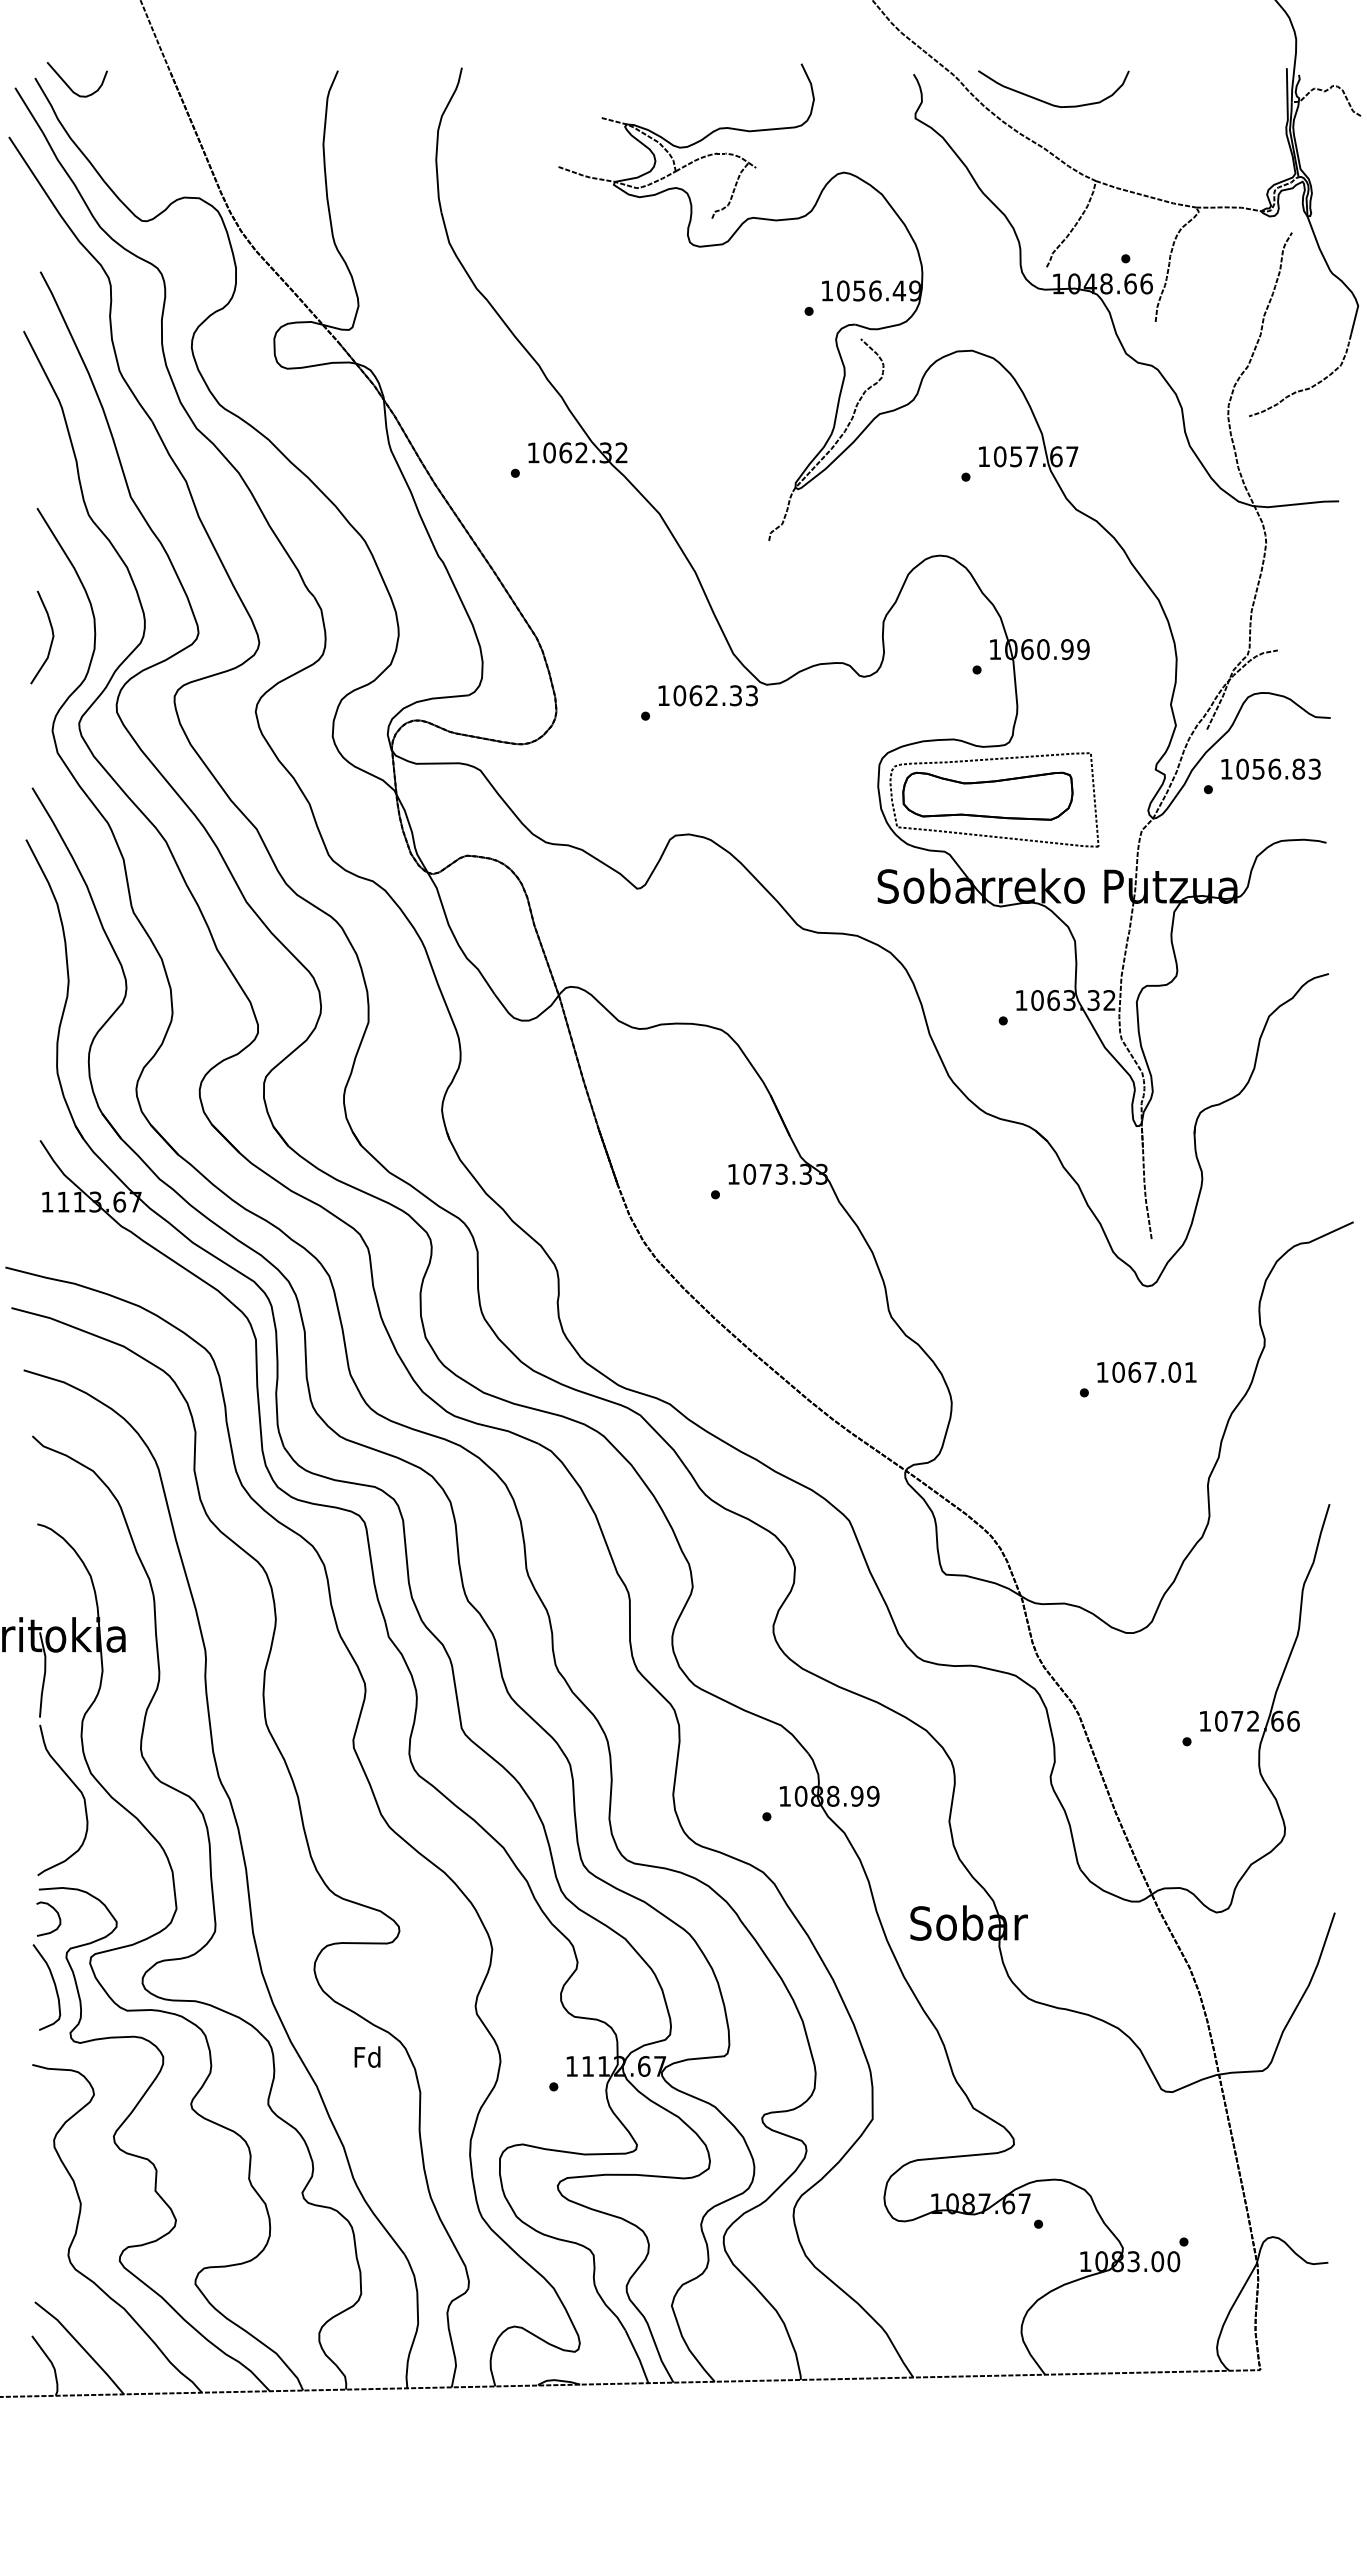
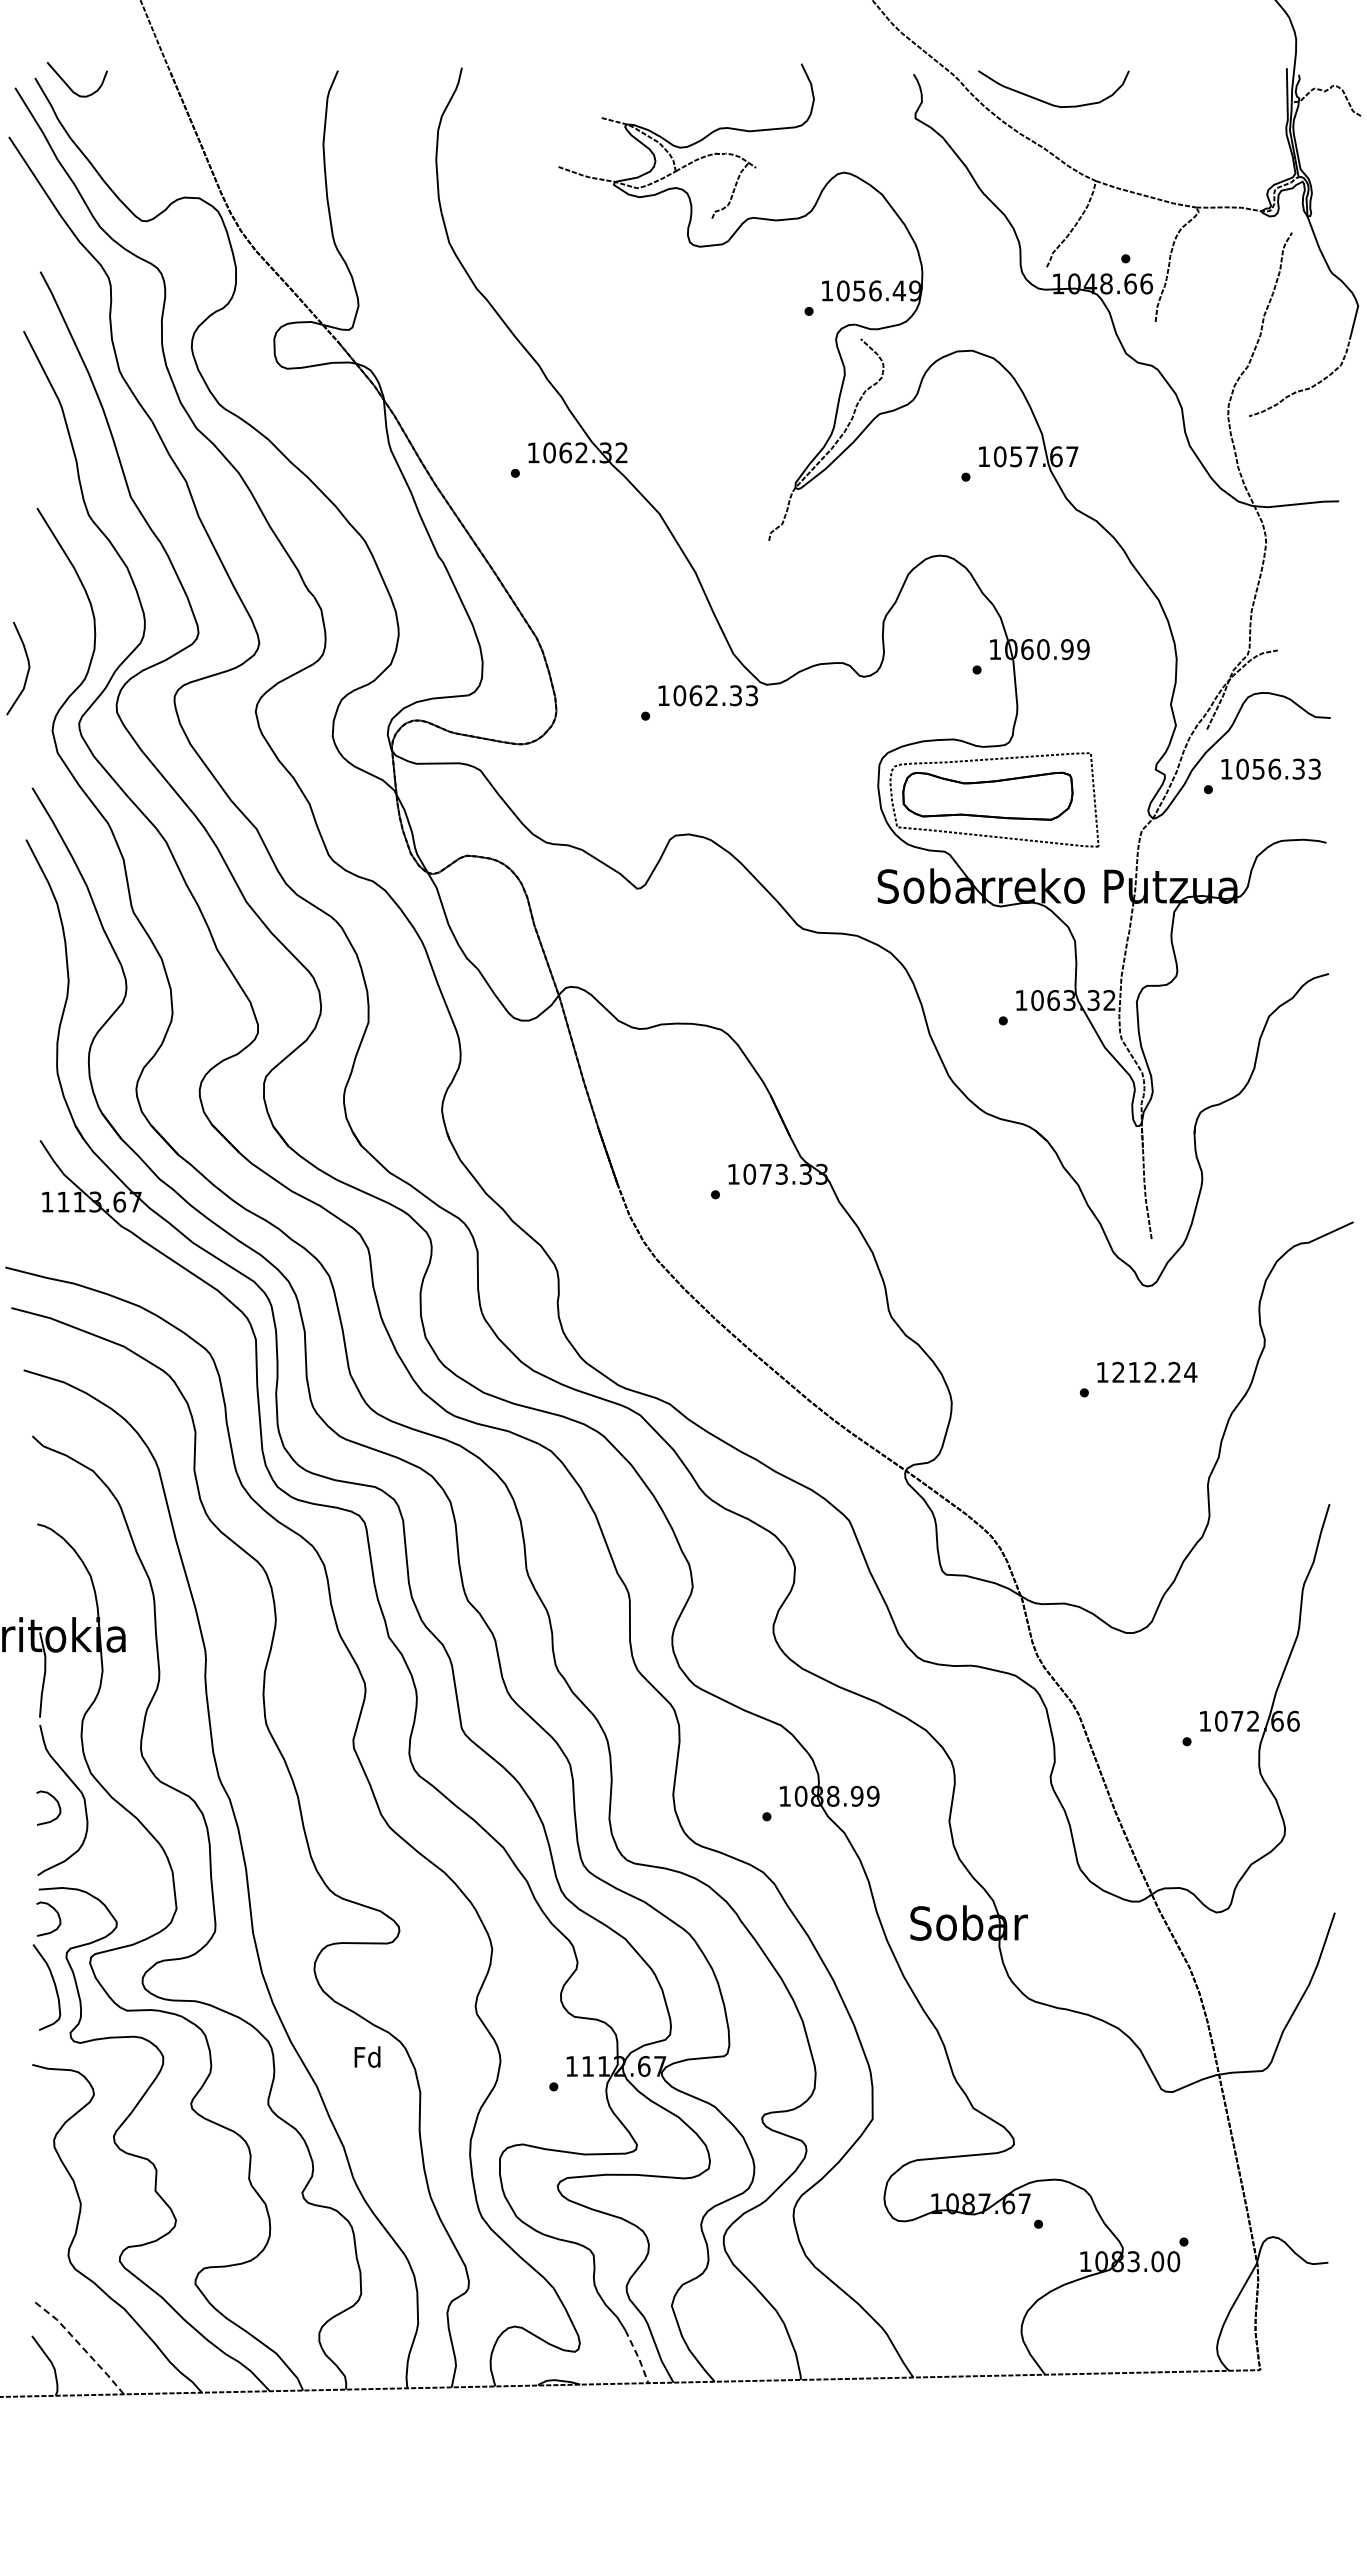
curve position: (51, 639) -> (27, 670) (27, 670)
text: 1056.83 -> 1056.33 (1298, 768)
text: 1067.01 -> 1212.24 (1154, 1371)
curve: none -> present (57, 1804)
line: solid -> dashed (81, 2346)
line: solid -> dashed (638, 2357)
